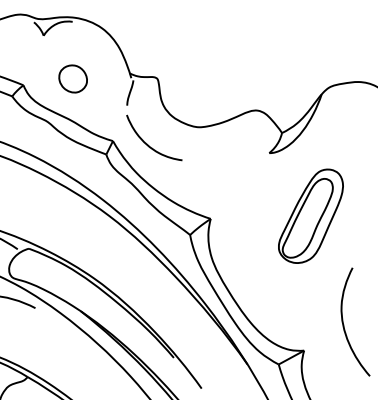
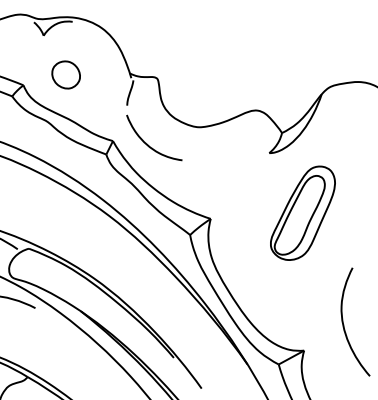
part position: (72, 78) -> (65, 74) (65, 74)
part position: (310, 215) -> (302, 212) (302, 212)
